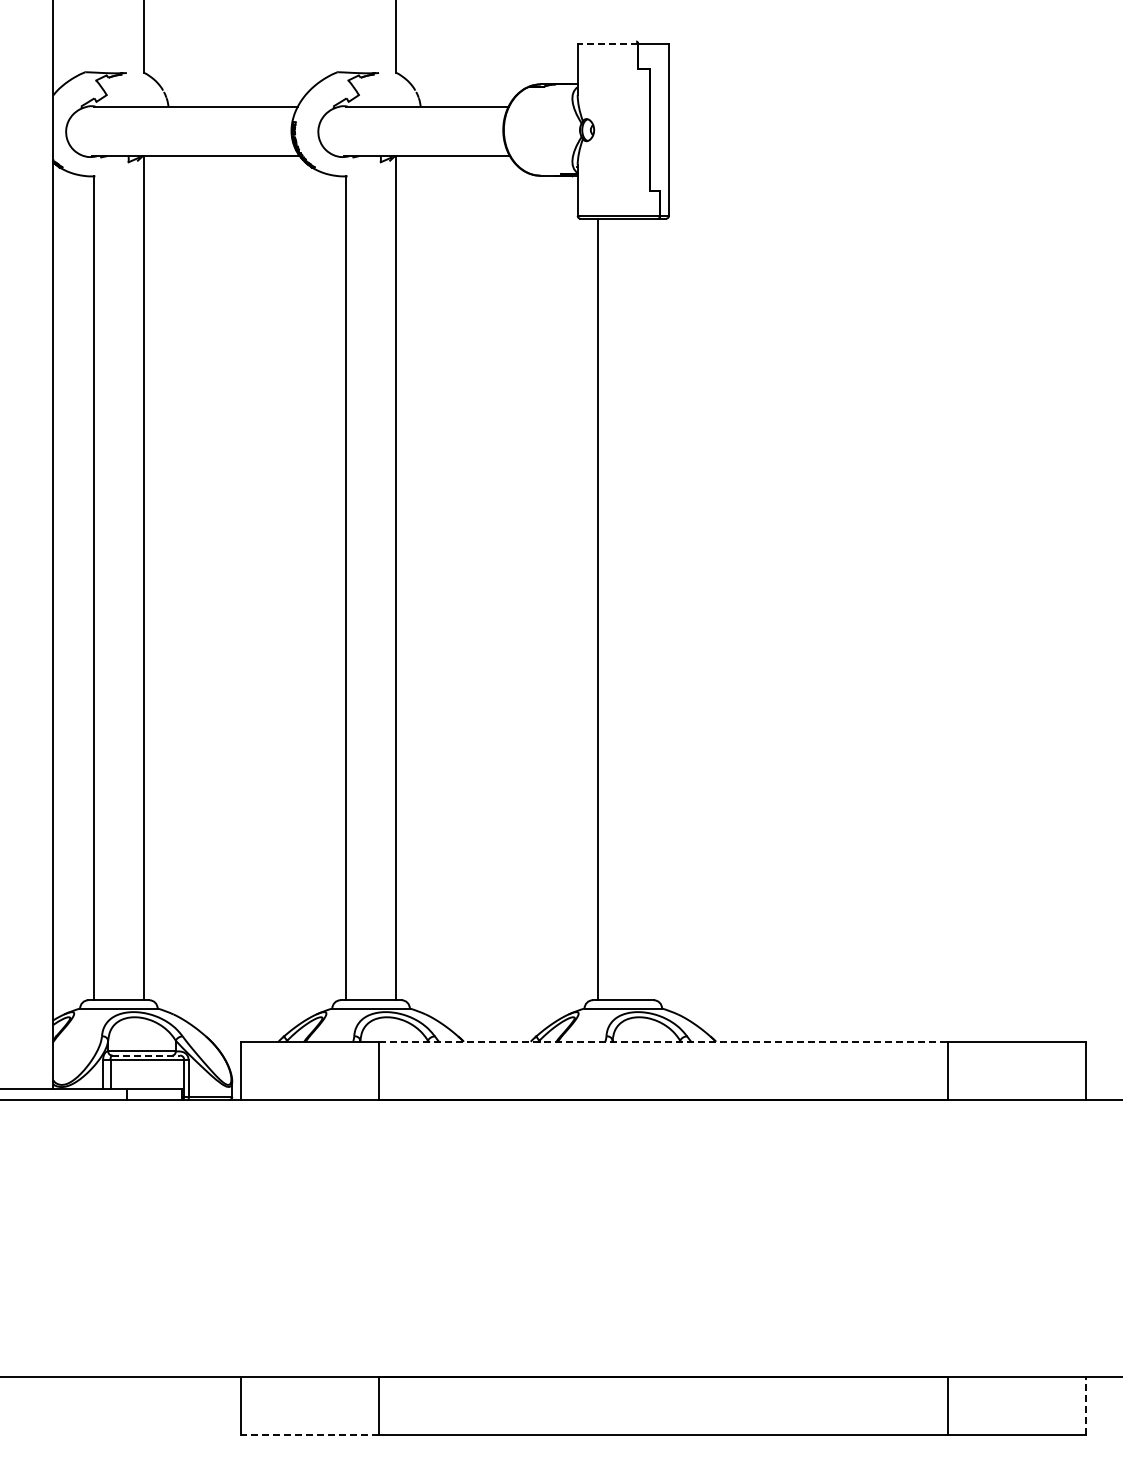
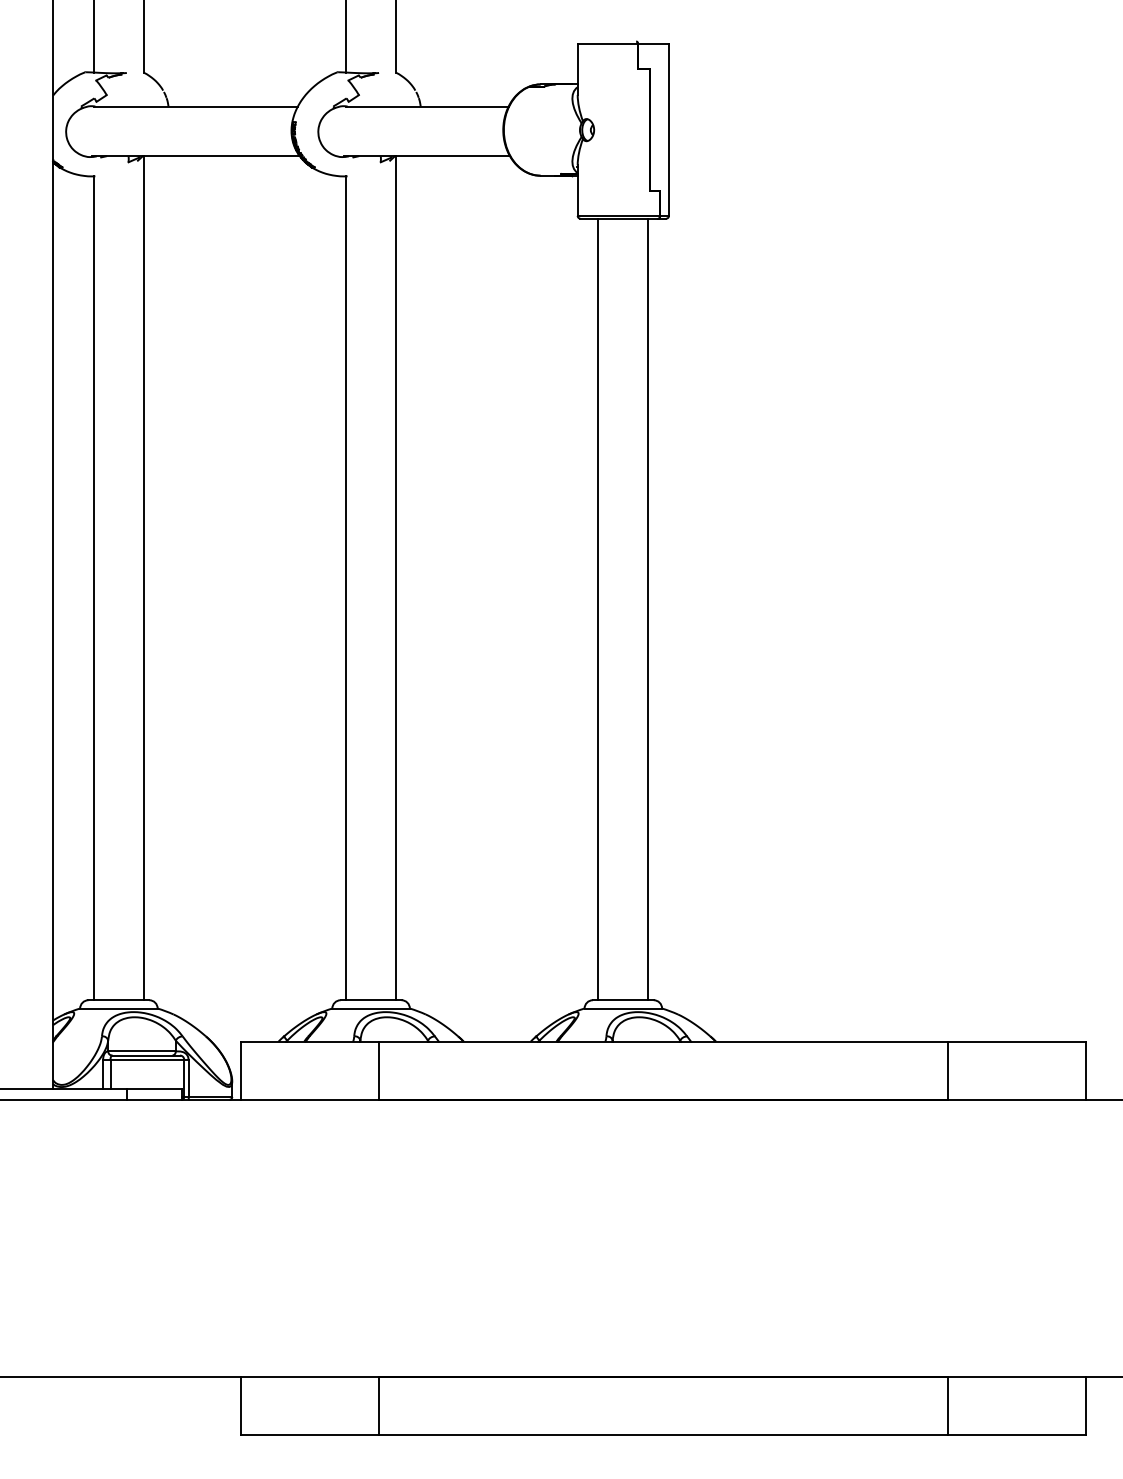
line: none -> present (94, 37)
line: none -> present (346, 37)
line: dashed -> solid (607, 44)
line: none -> present (648, 609)
line: dashed -> solid (663, 1041)
line: dashed -> solid (146, 1055)
line: dashed -> solid (1085, 1405)
line: dashed -> solid (309, 1434)
